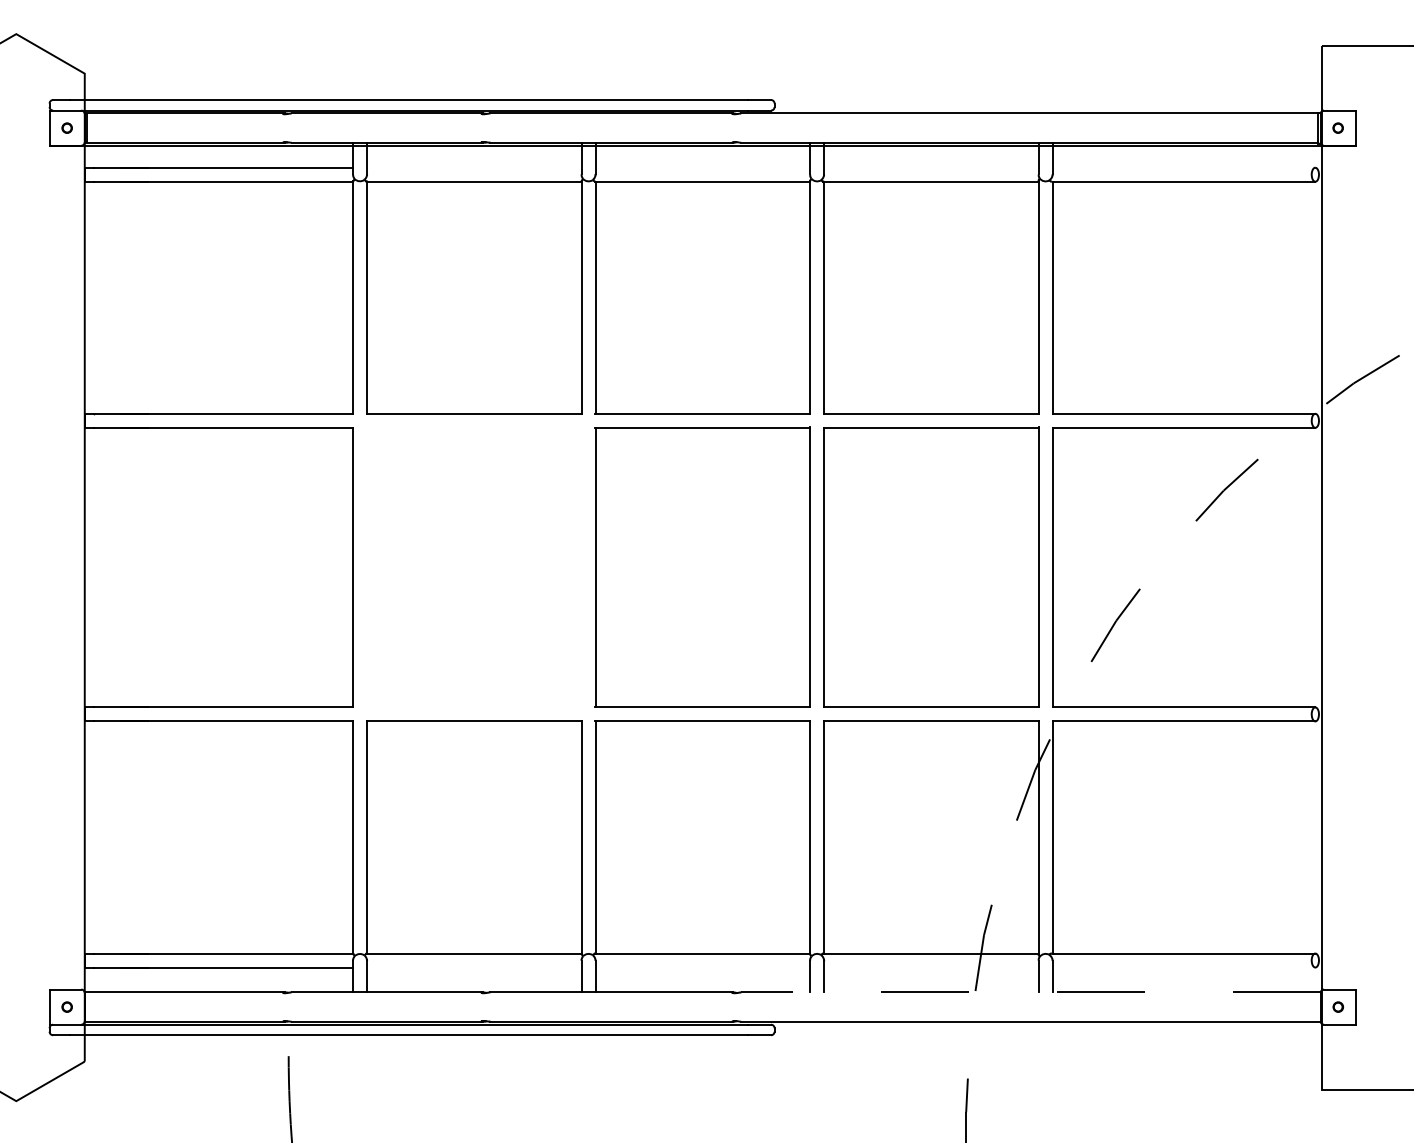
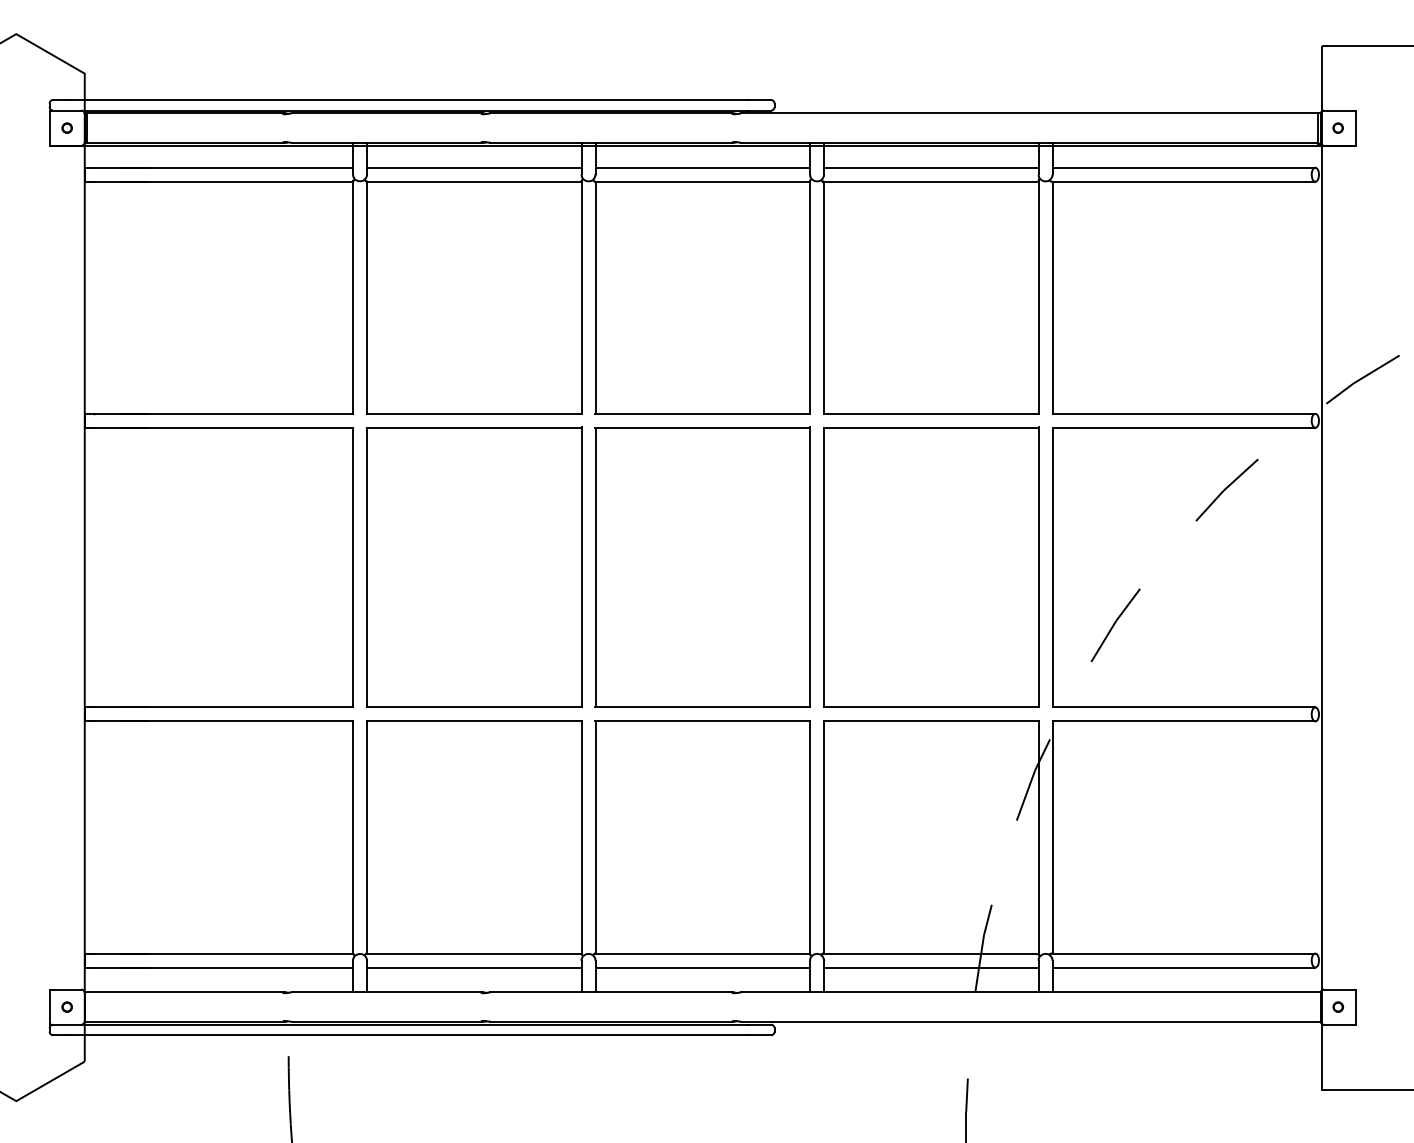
line: none -> present (474, 167)
line: none -> present (702, 167)
line: none -> present (931, 167)
line: none -> present (1184, 167)
part: none -> present (474, 566)
line: none -> present (474, 967)
line: none -> present (702, 967)
line: none -> present (931, 967)
line: none -> present (1184, 967)
line: dashed -> solid (1030, 992)
